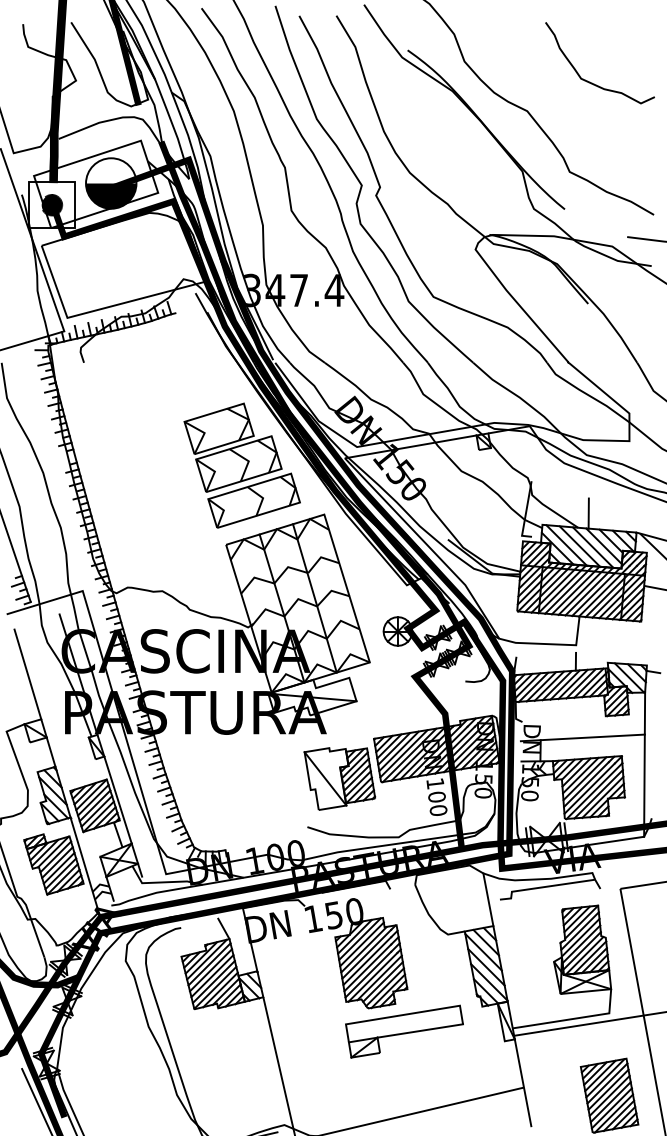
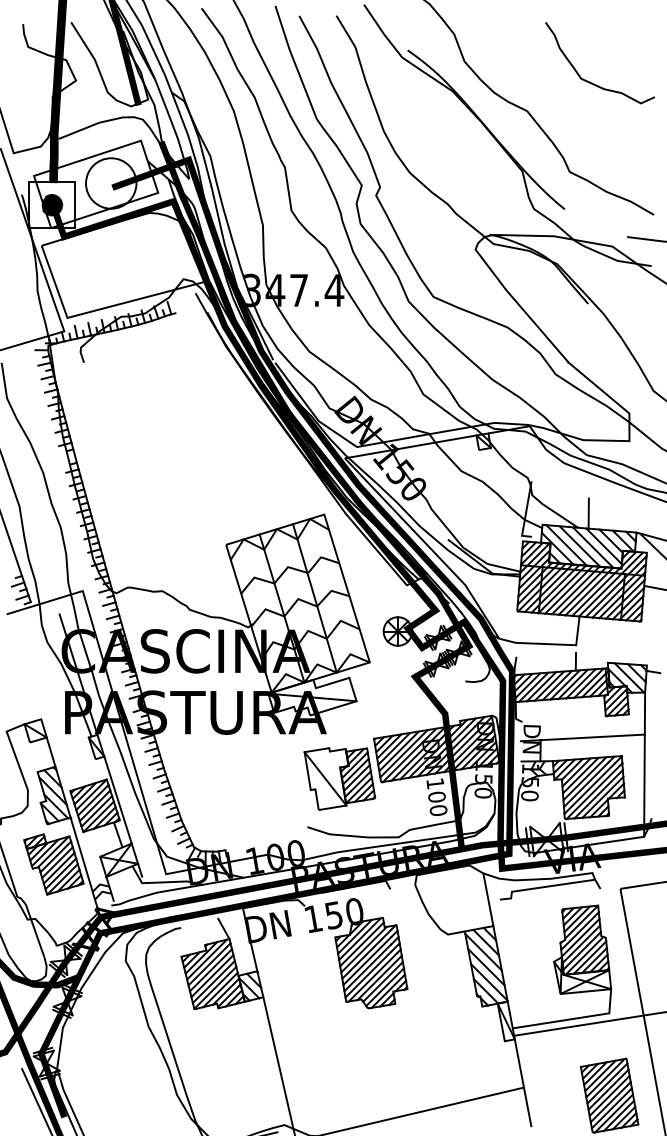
fill: present -> none (111, 195)
part: present -> none (241, 465)
line: present -> none (27, 674)
part: present -> none (404, 1031)
